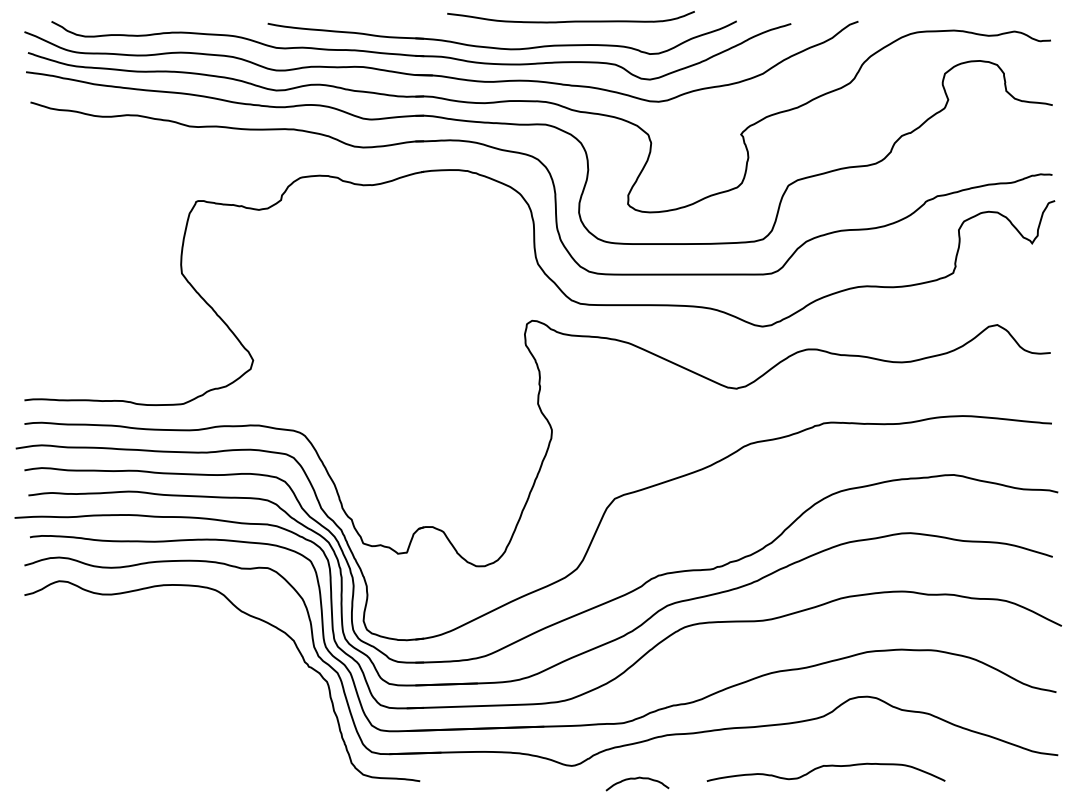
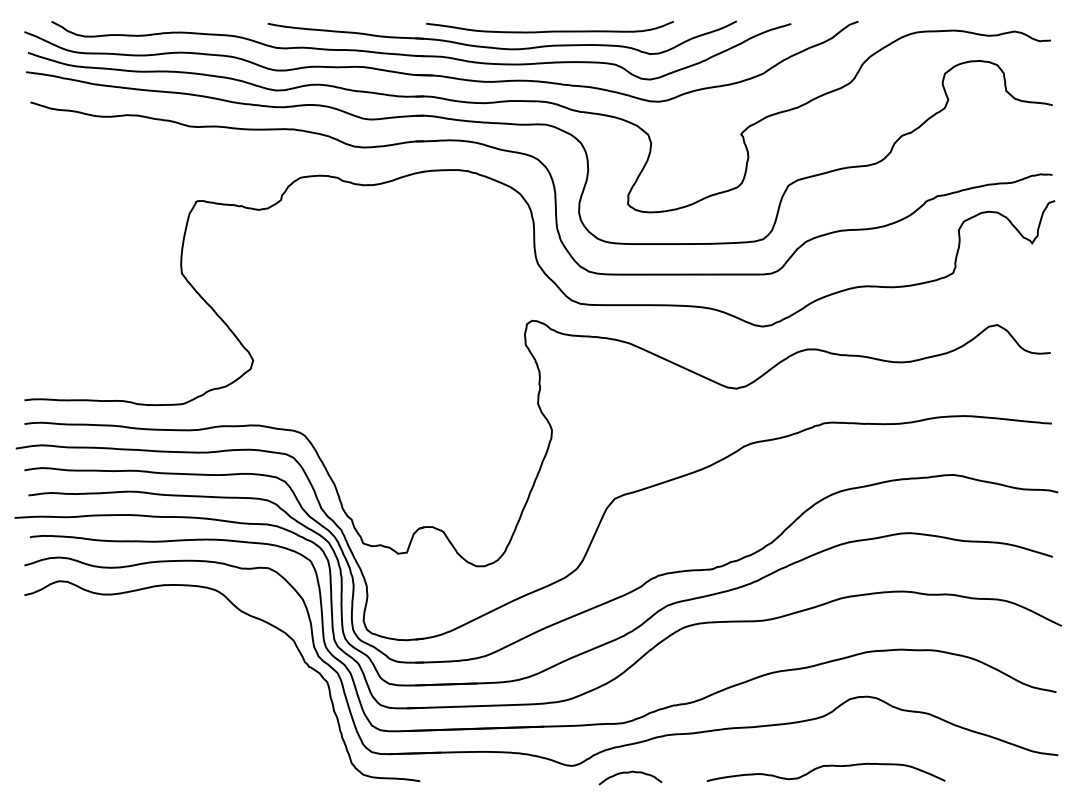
curve position: (570, 20) -> (549, 30) (549, 30)
curve position: (636, 779) -> (629, 773) (629, 773)
